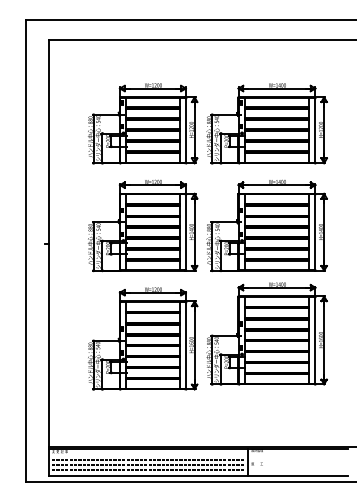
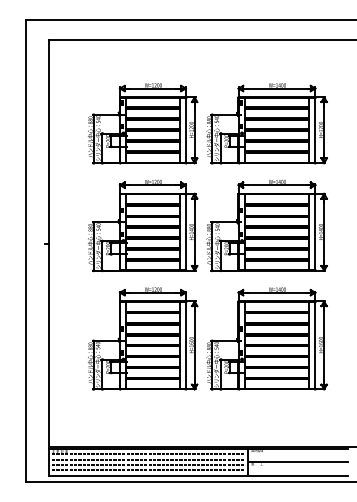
part position: (266, 333) -> (266, 338) (266, 338)
line: none -> present (147, 454)
line: none -> present (298, 462)
